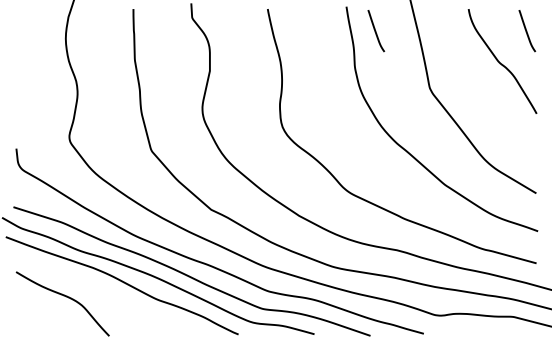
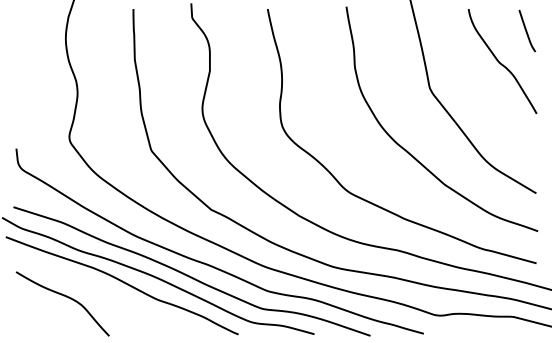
curve: present -> none (376, 31)
